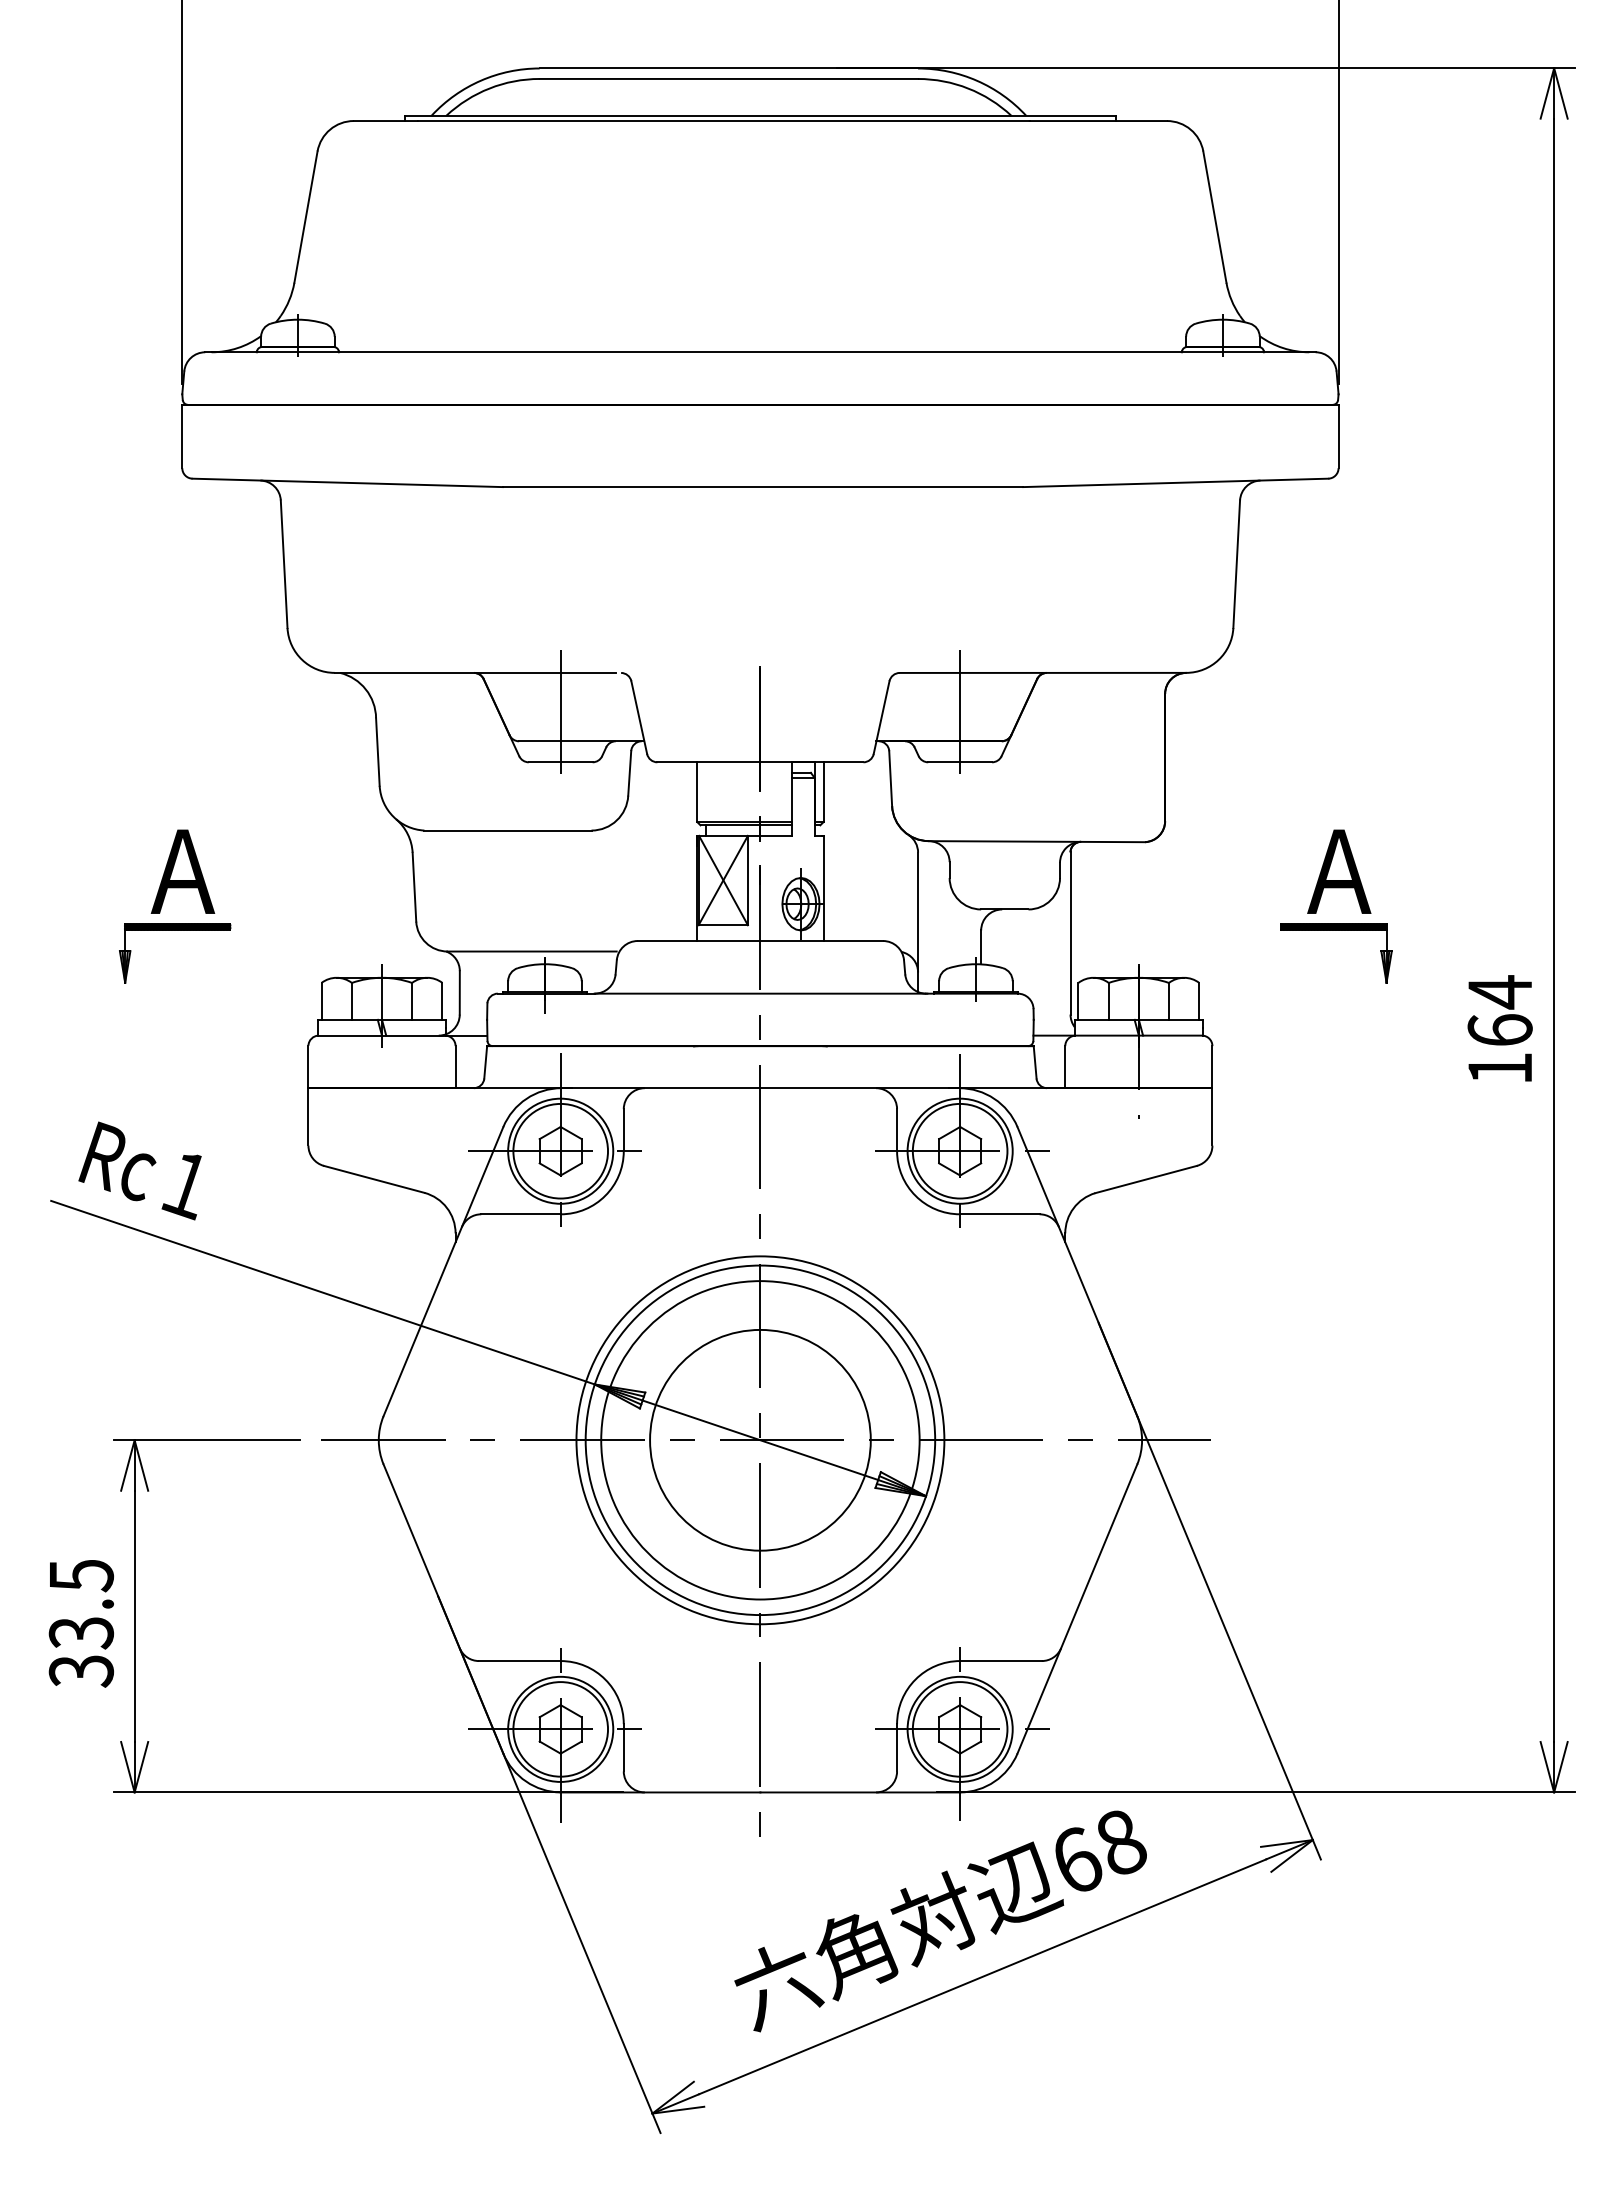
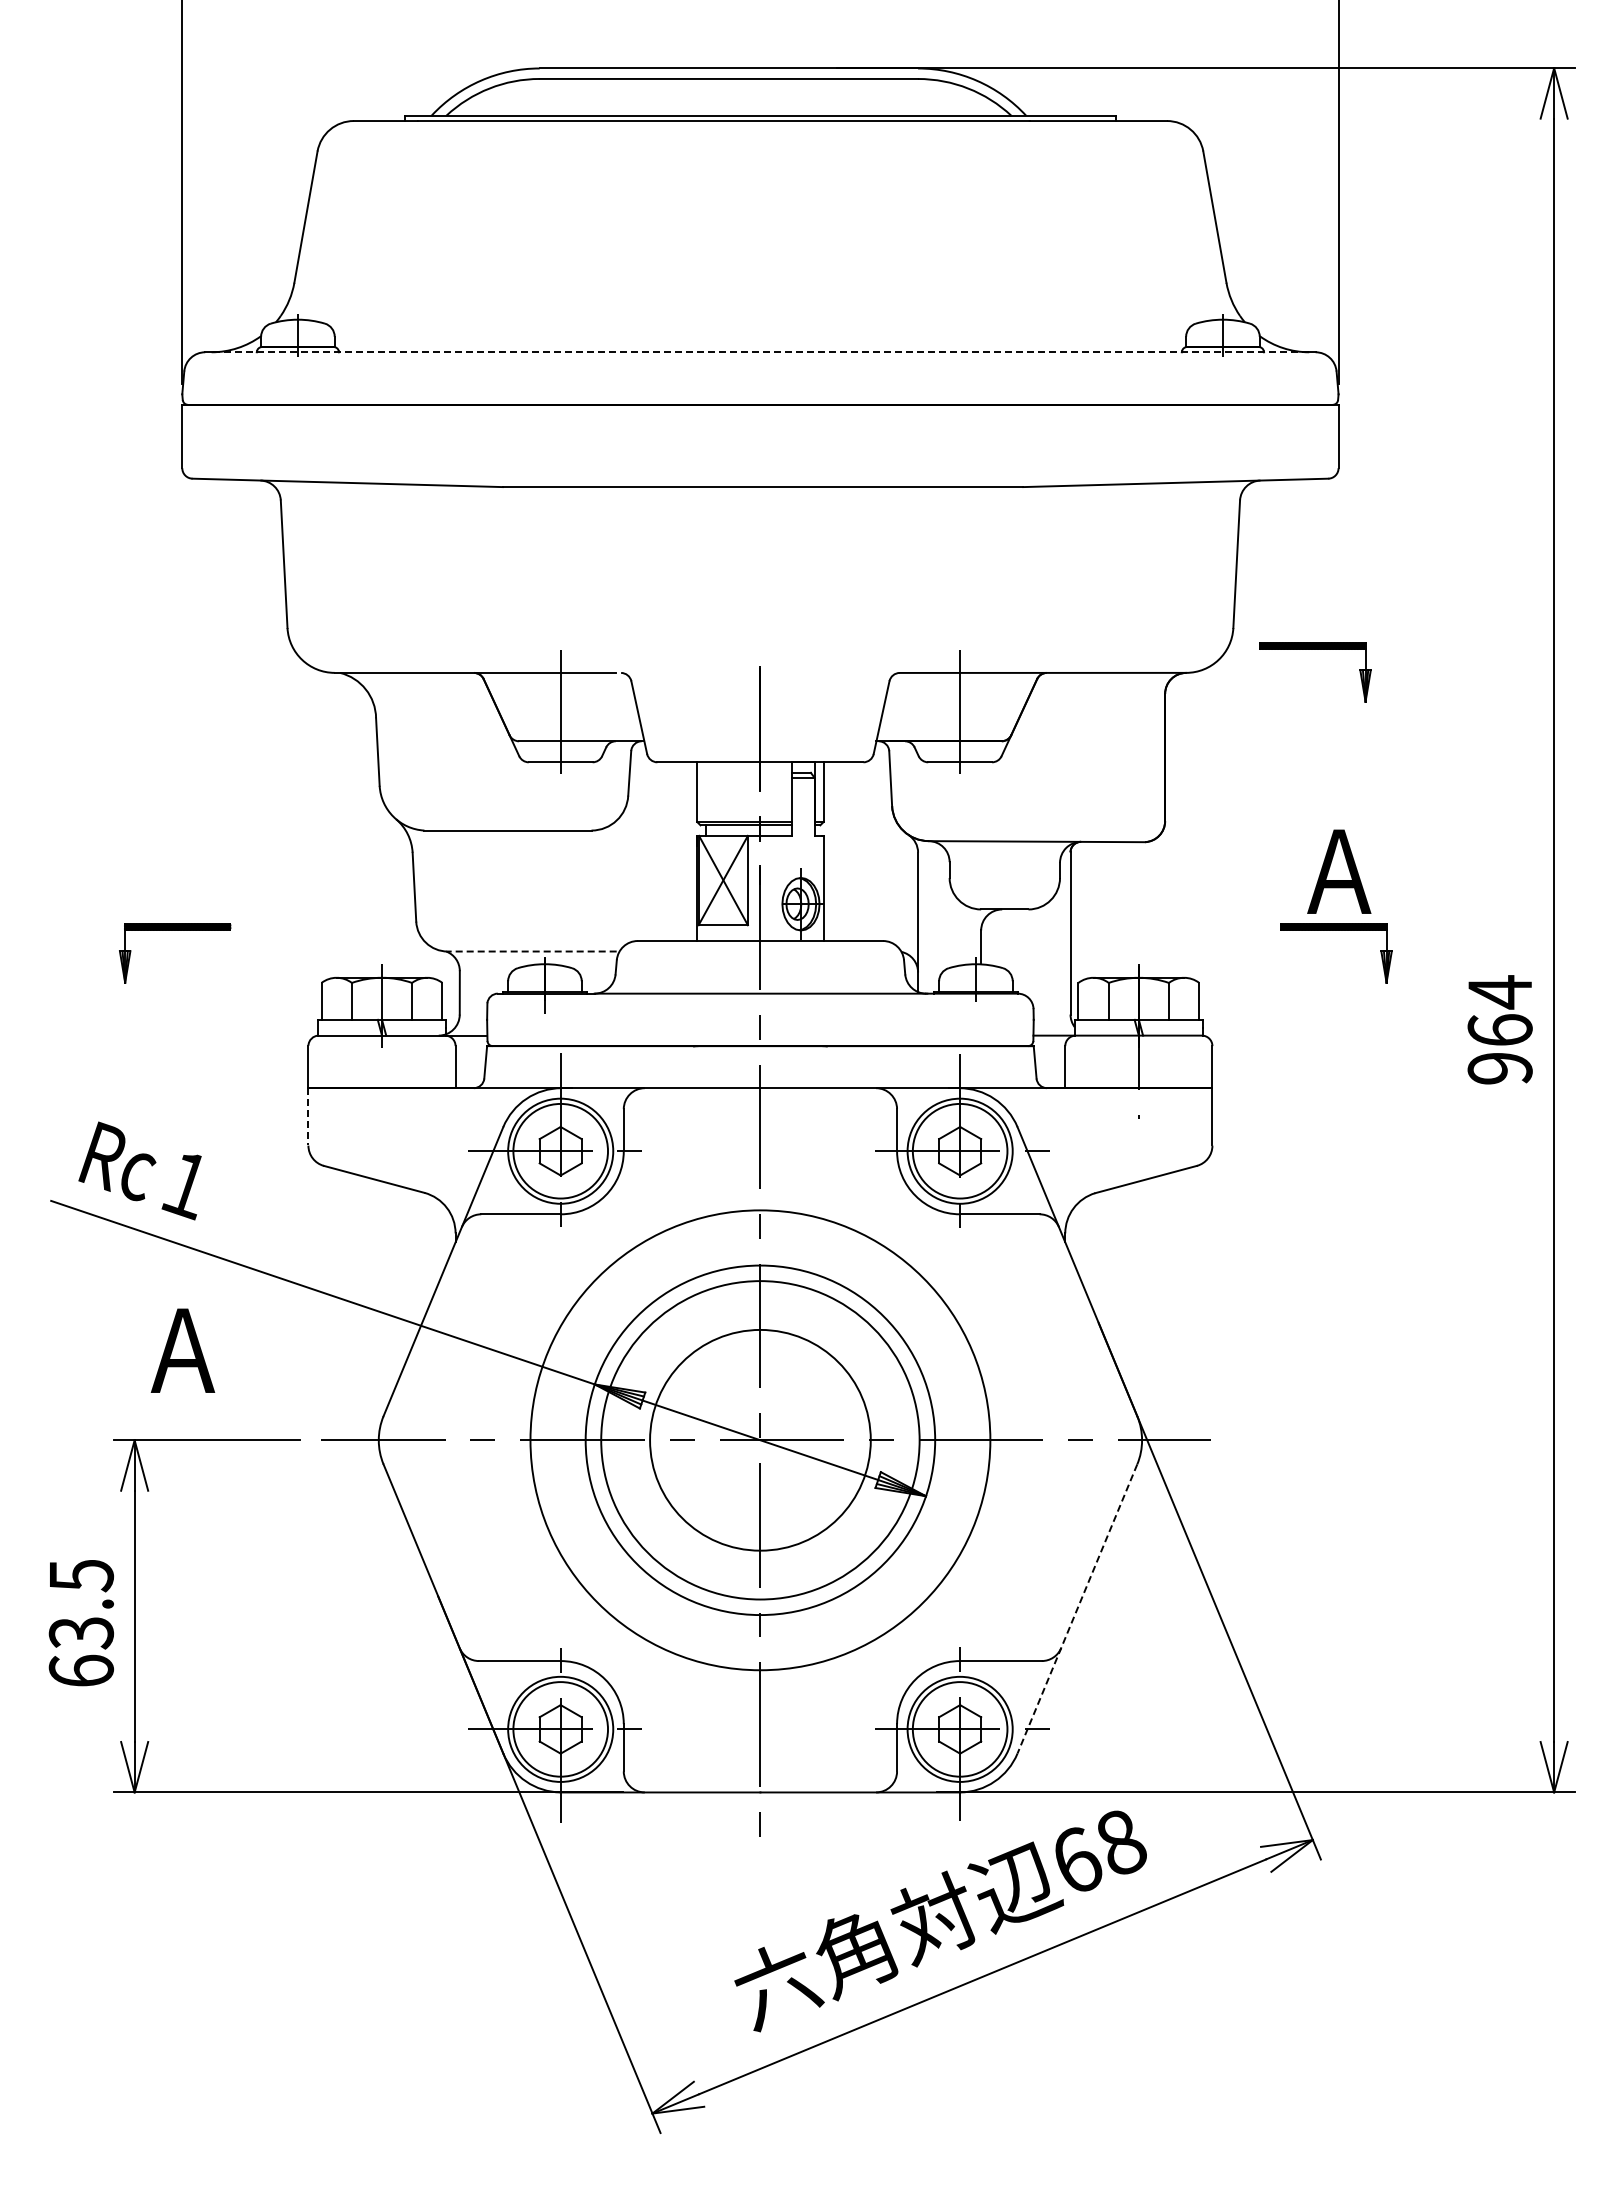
line: solid -> dashed (760, 352)
part: none -> present (1315, 649)
text position: (182, 871) -> (182, 1350) (182, 1350)
line: solid -> dashed (531, 951)
text: 164 -> 964 (1499, 1068)
line: solid -> dashed (308, 1116)
circle diameter: 368 px -> 460 px (760, 1440)
line: solid -> dashed (1077, 1609)
text: 33.5 -> 63.5 (81, 1670)
